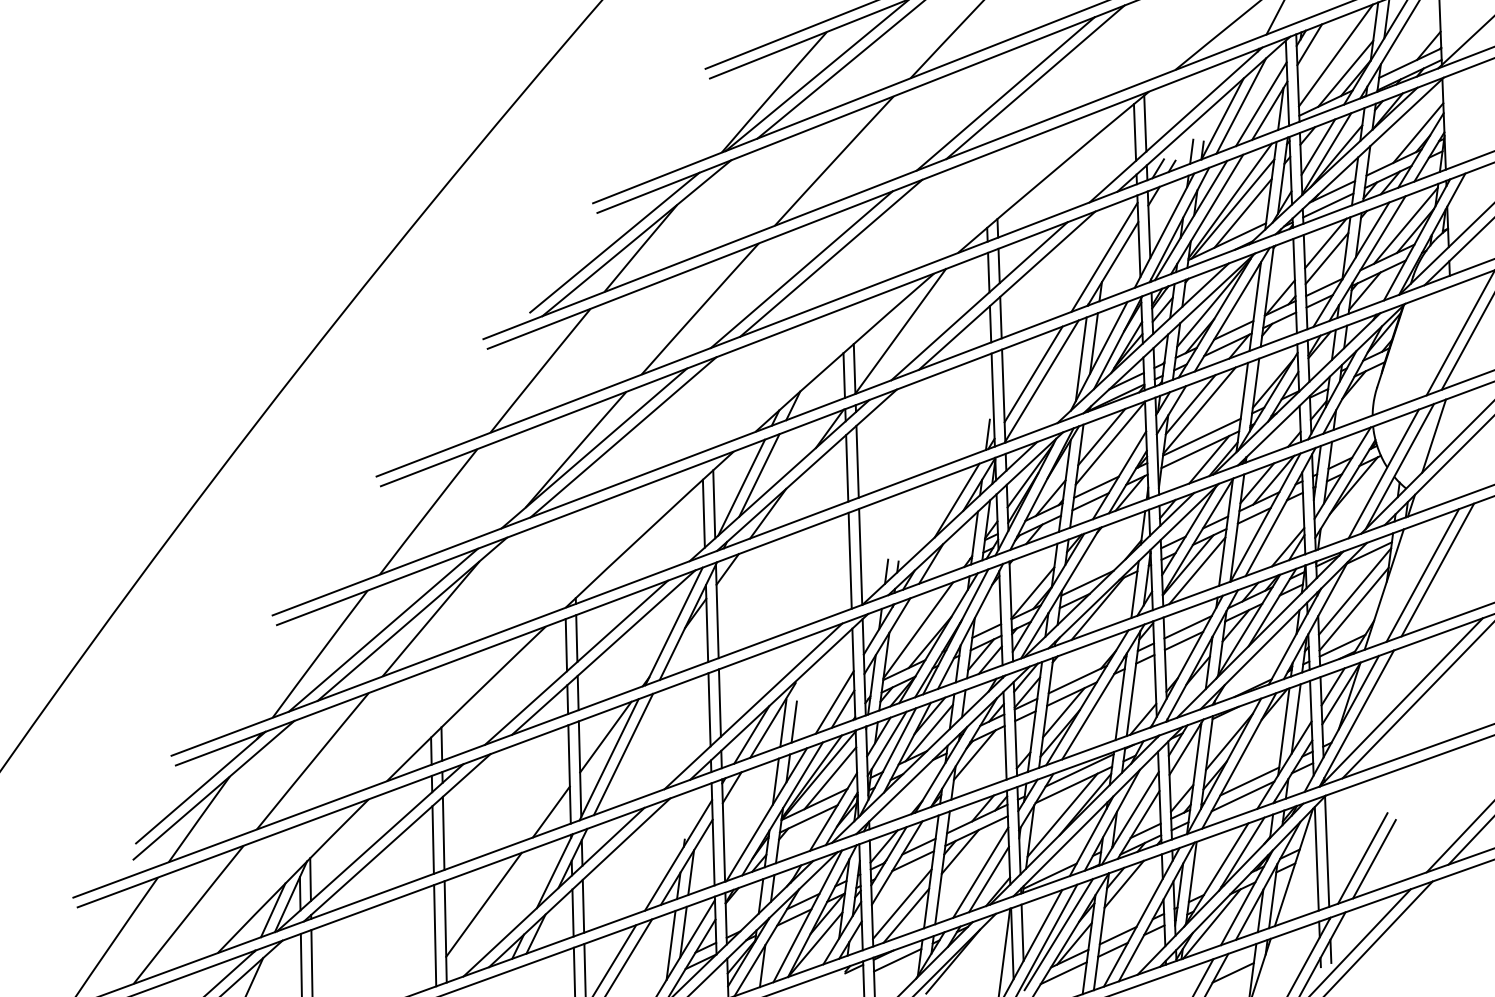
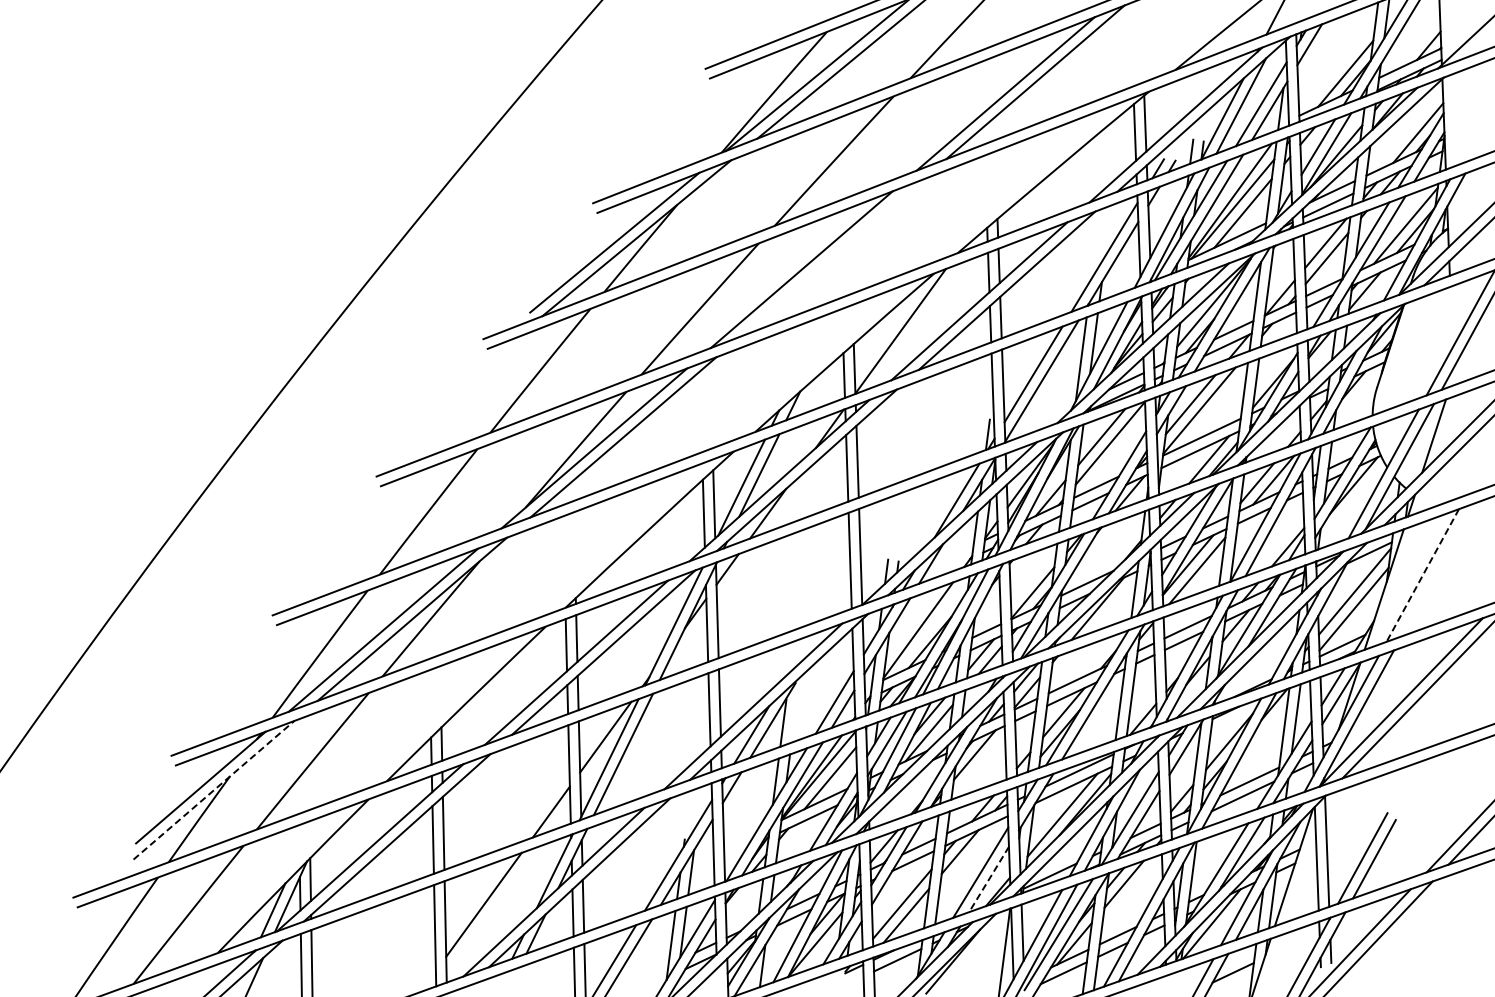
line: present -> none (1335, 55)
line: present -> none (831, 257)
line: present -> none (1437, 569)
line: solid -> dashed (1422, 575)
line: present -> none (793, 721)
line: solid -> dashed (214, 789)
line: solid -> dashed (988, 879)
